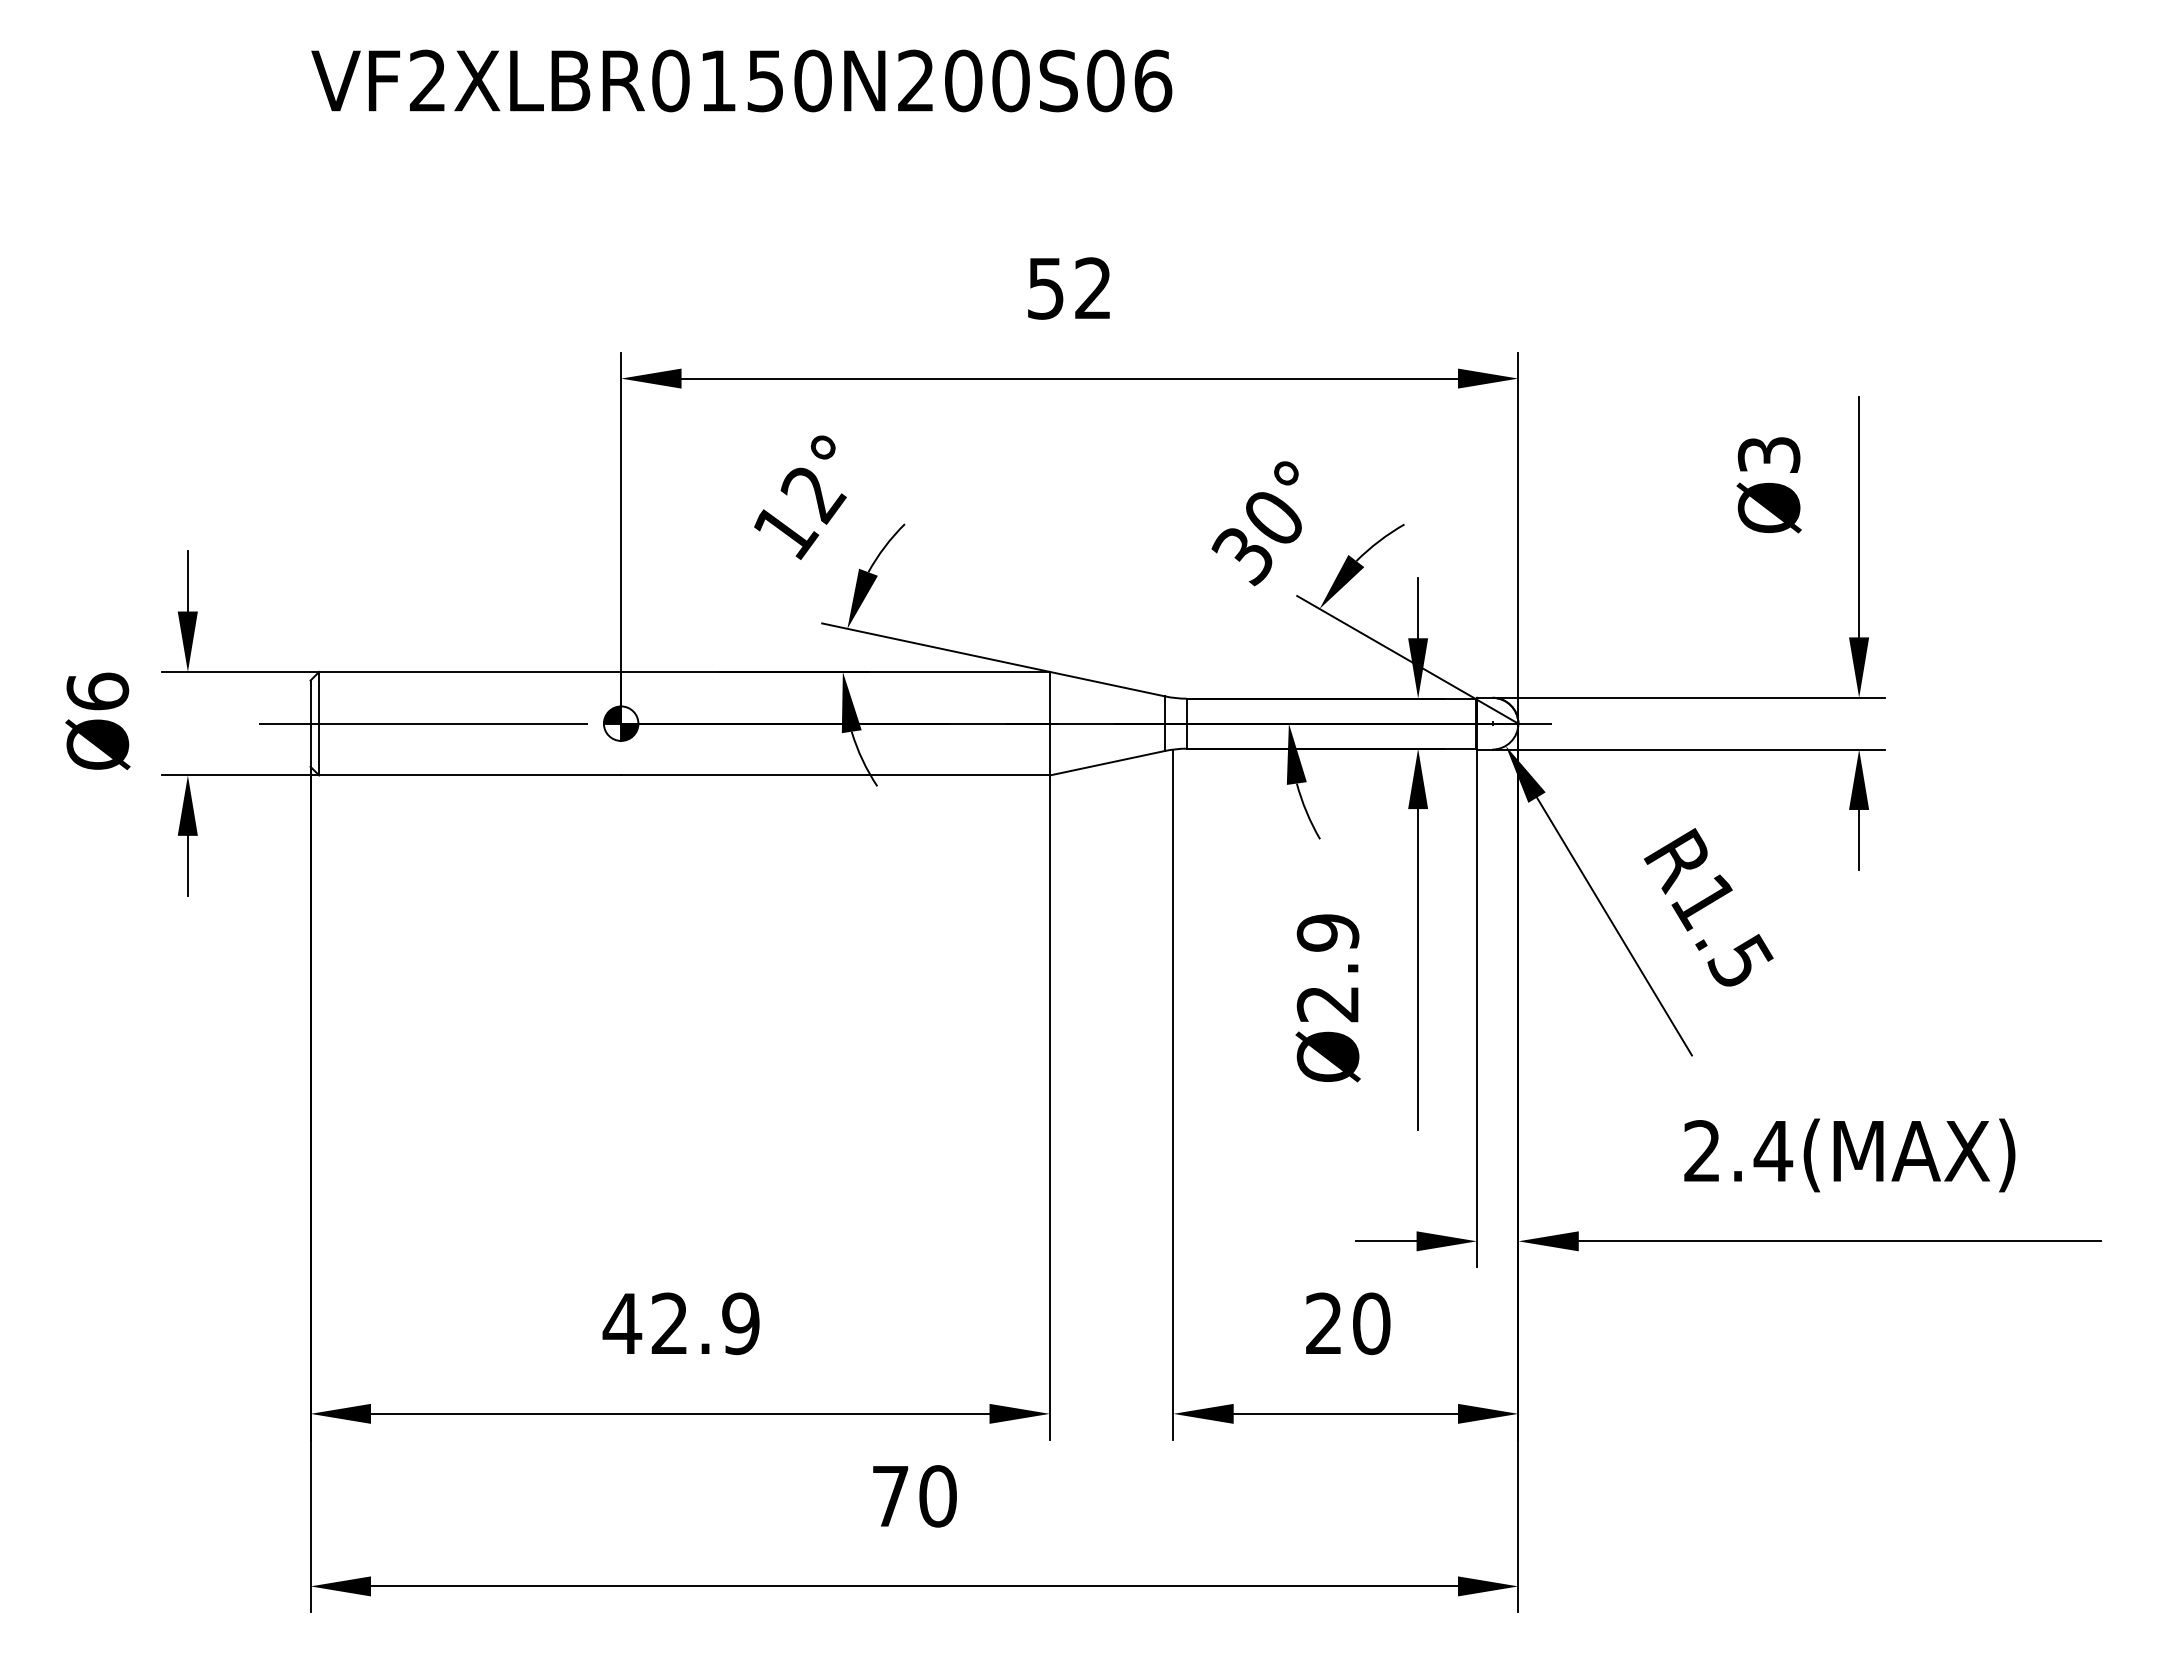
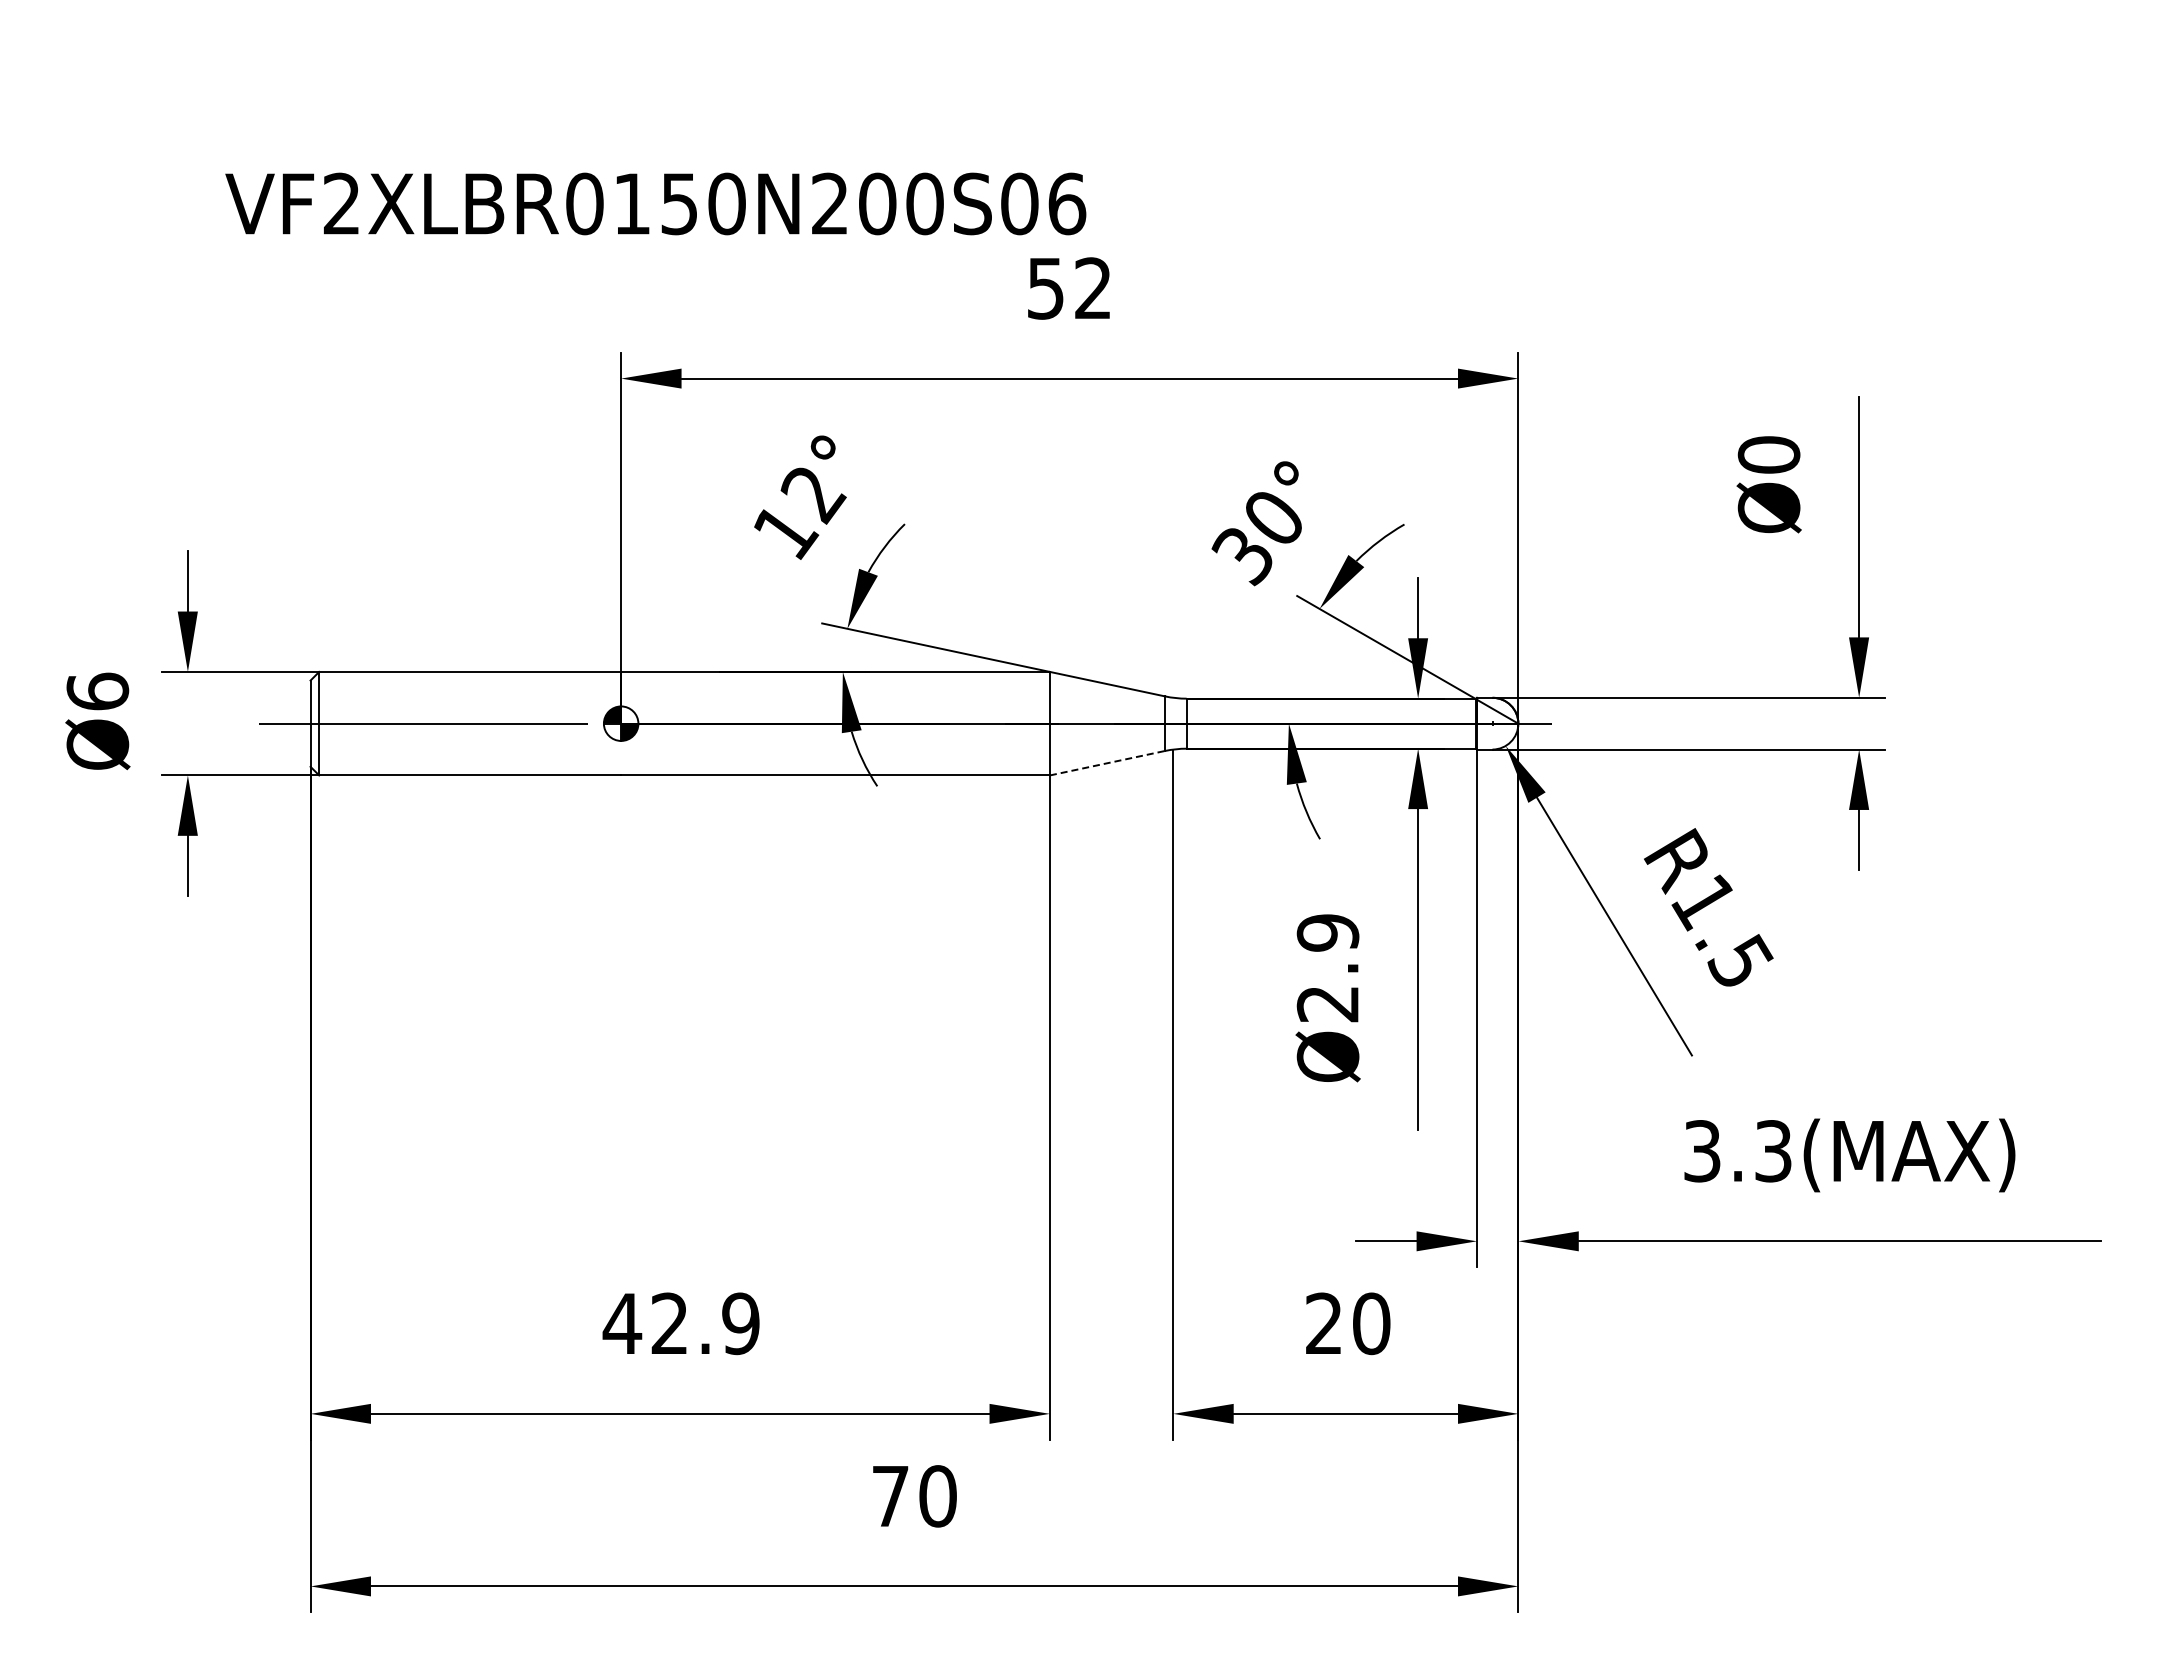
text position: (741, 80) -> (655, 203) (655, 203)
text: Ø3 -> Ø0 (1768, 454)
line: solid -> dashed (1107, 763)
text: 2.4(MAX) -> 3.3(MAX) (1738, 1151)
